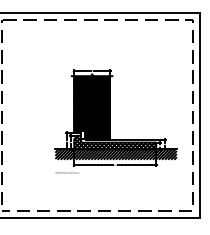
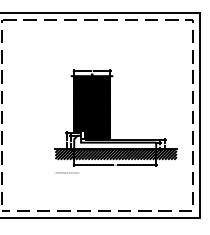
hatch: present -> none (115, 142)
